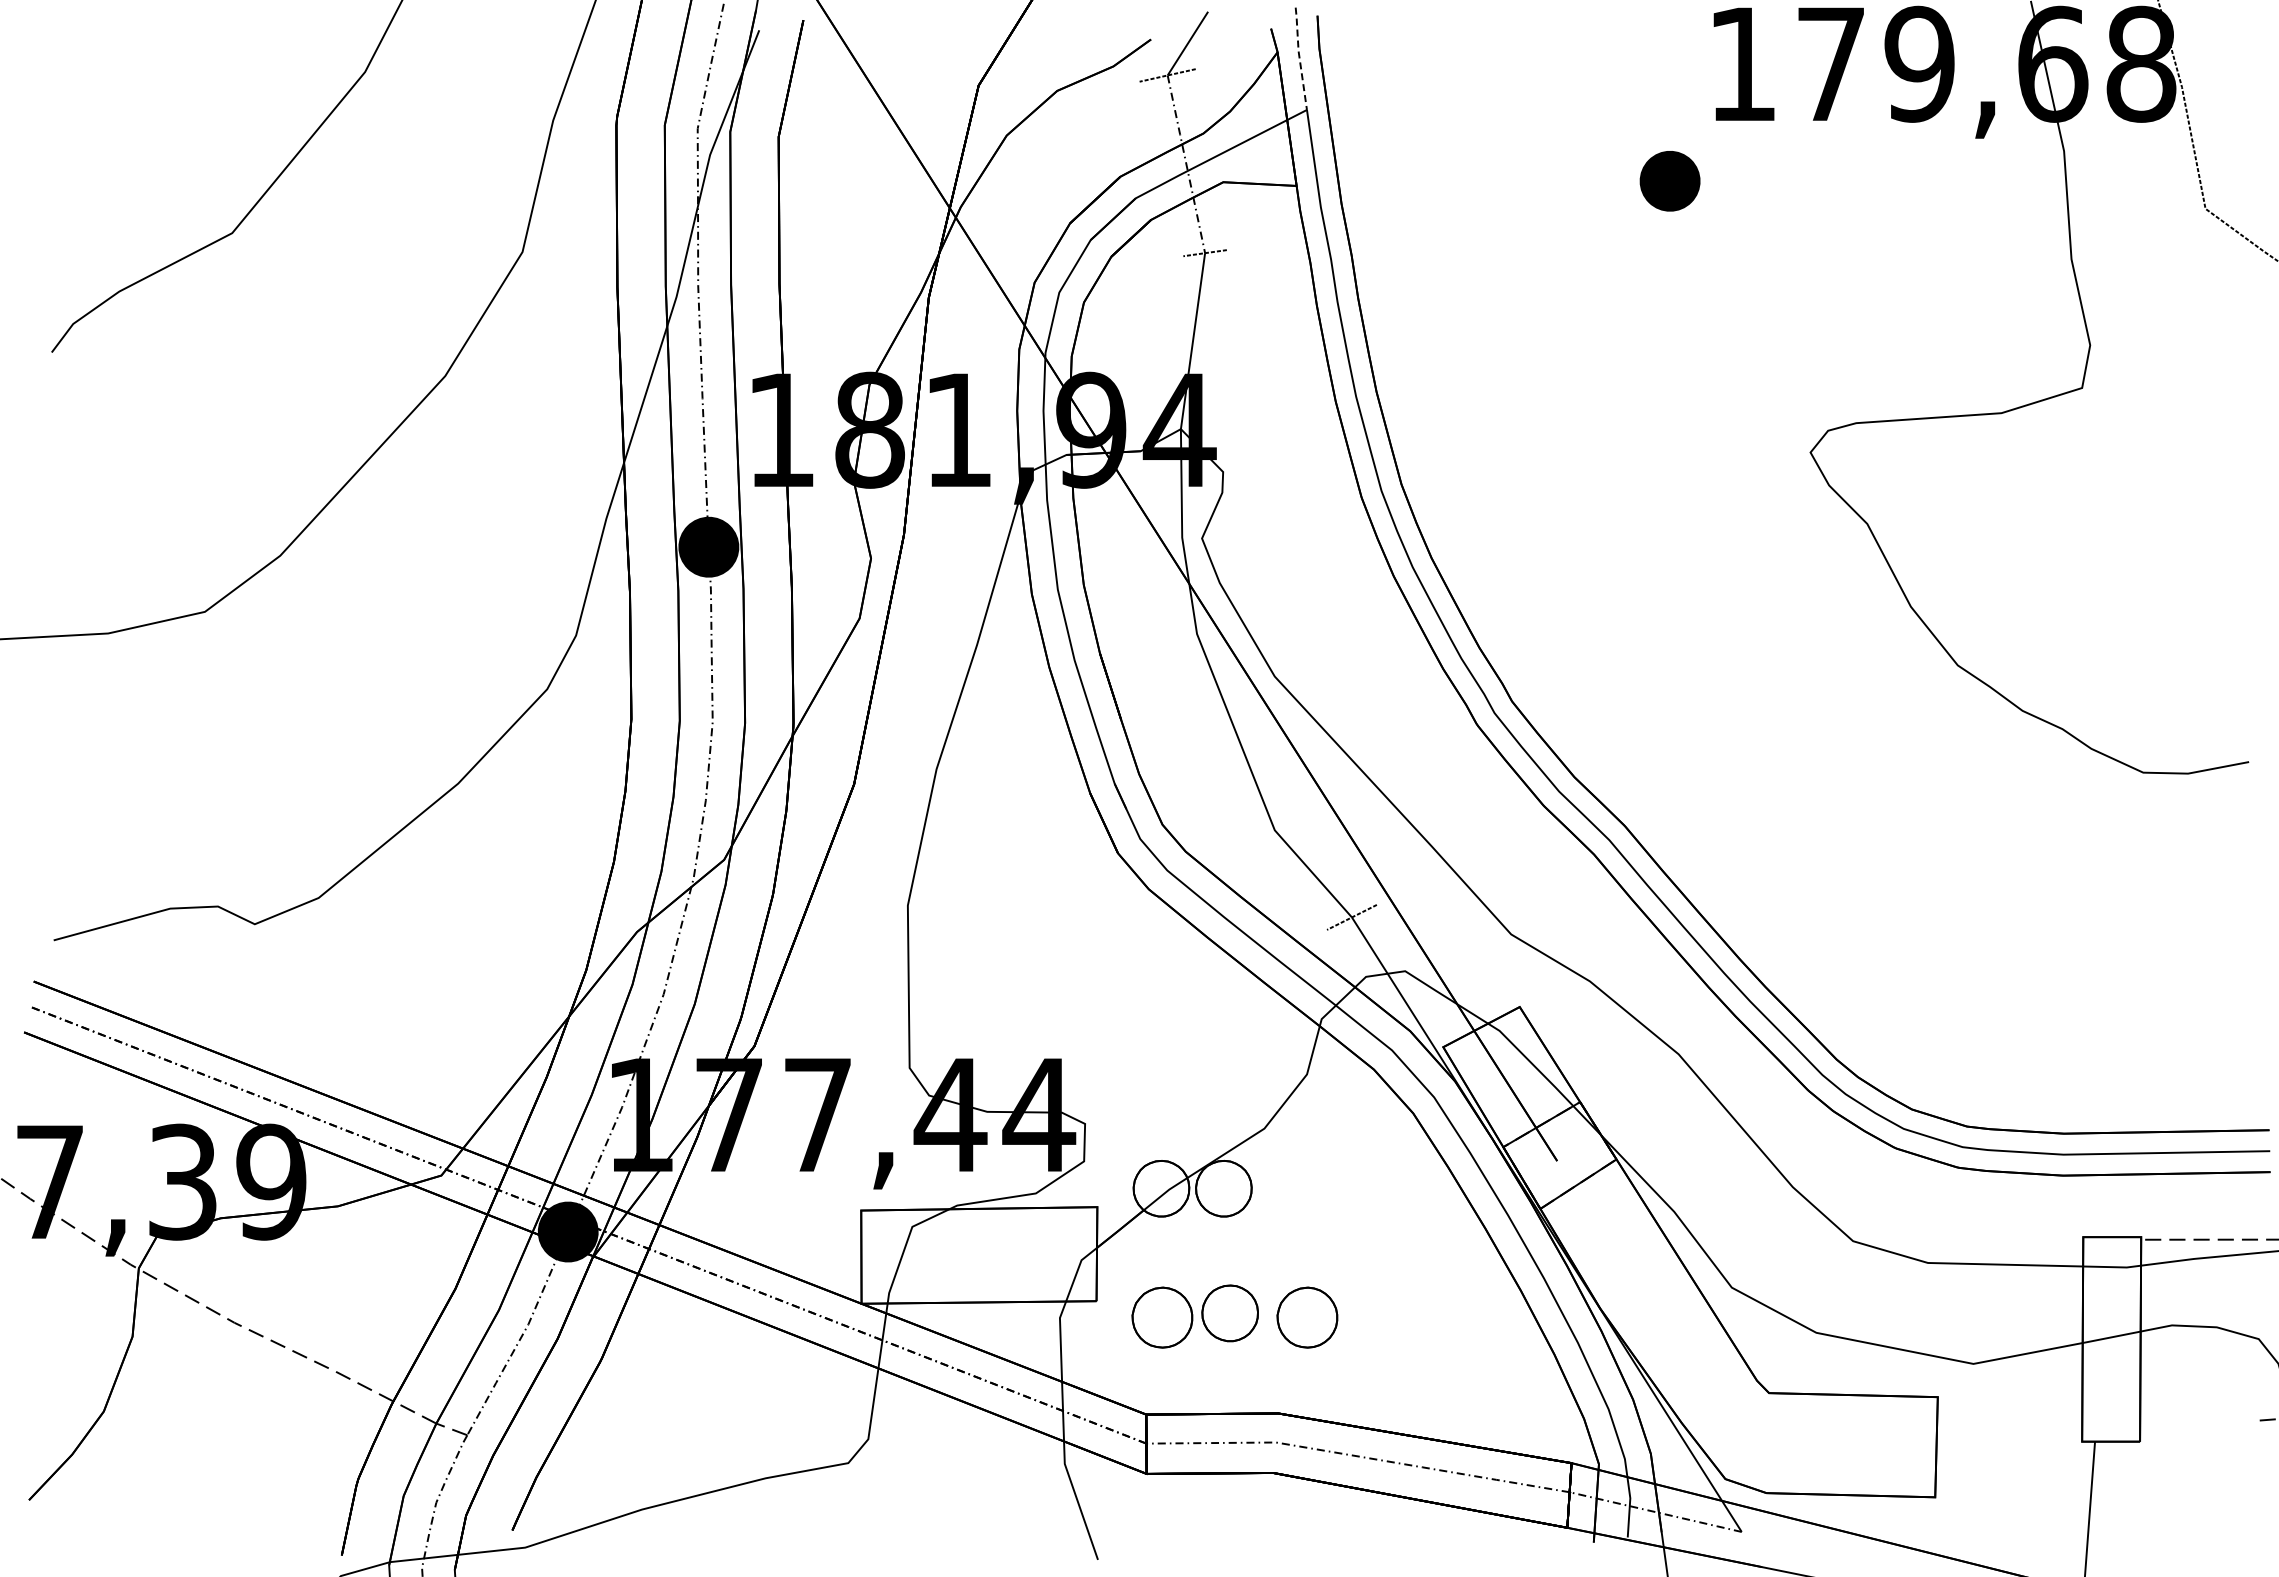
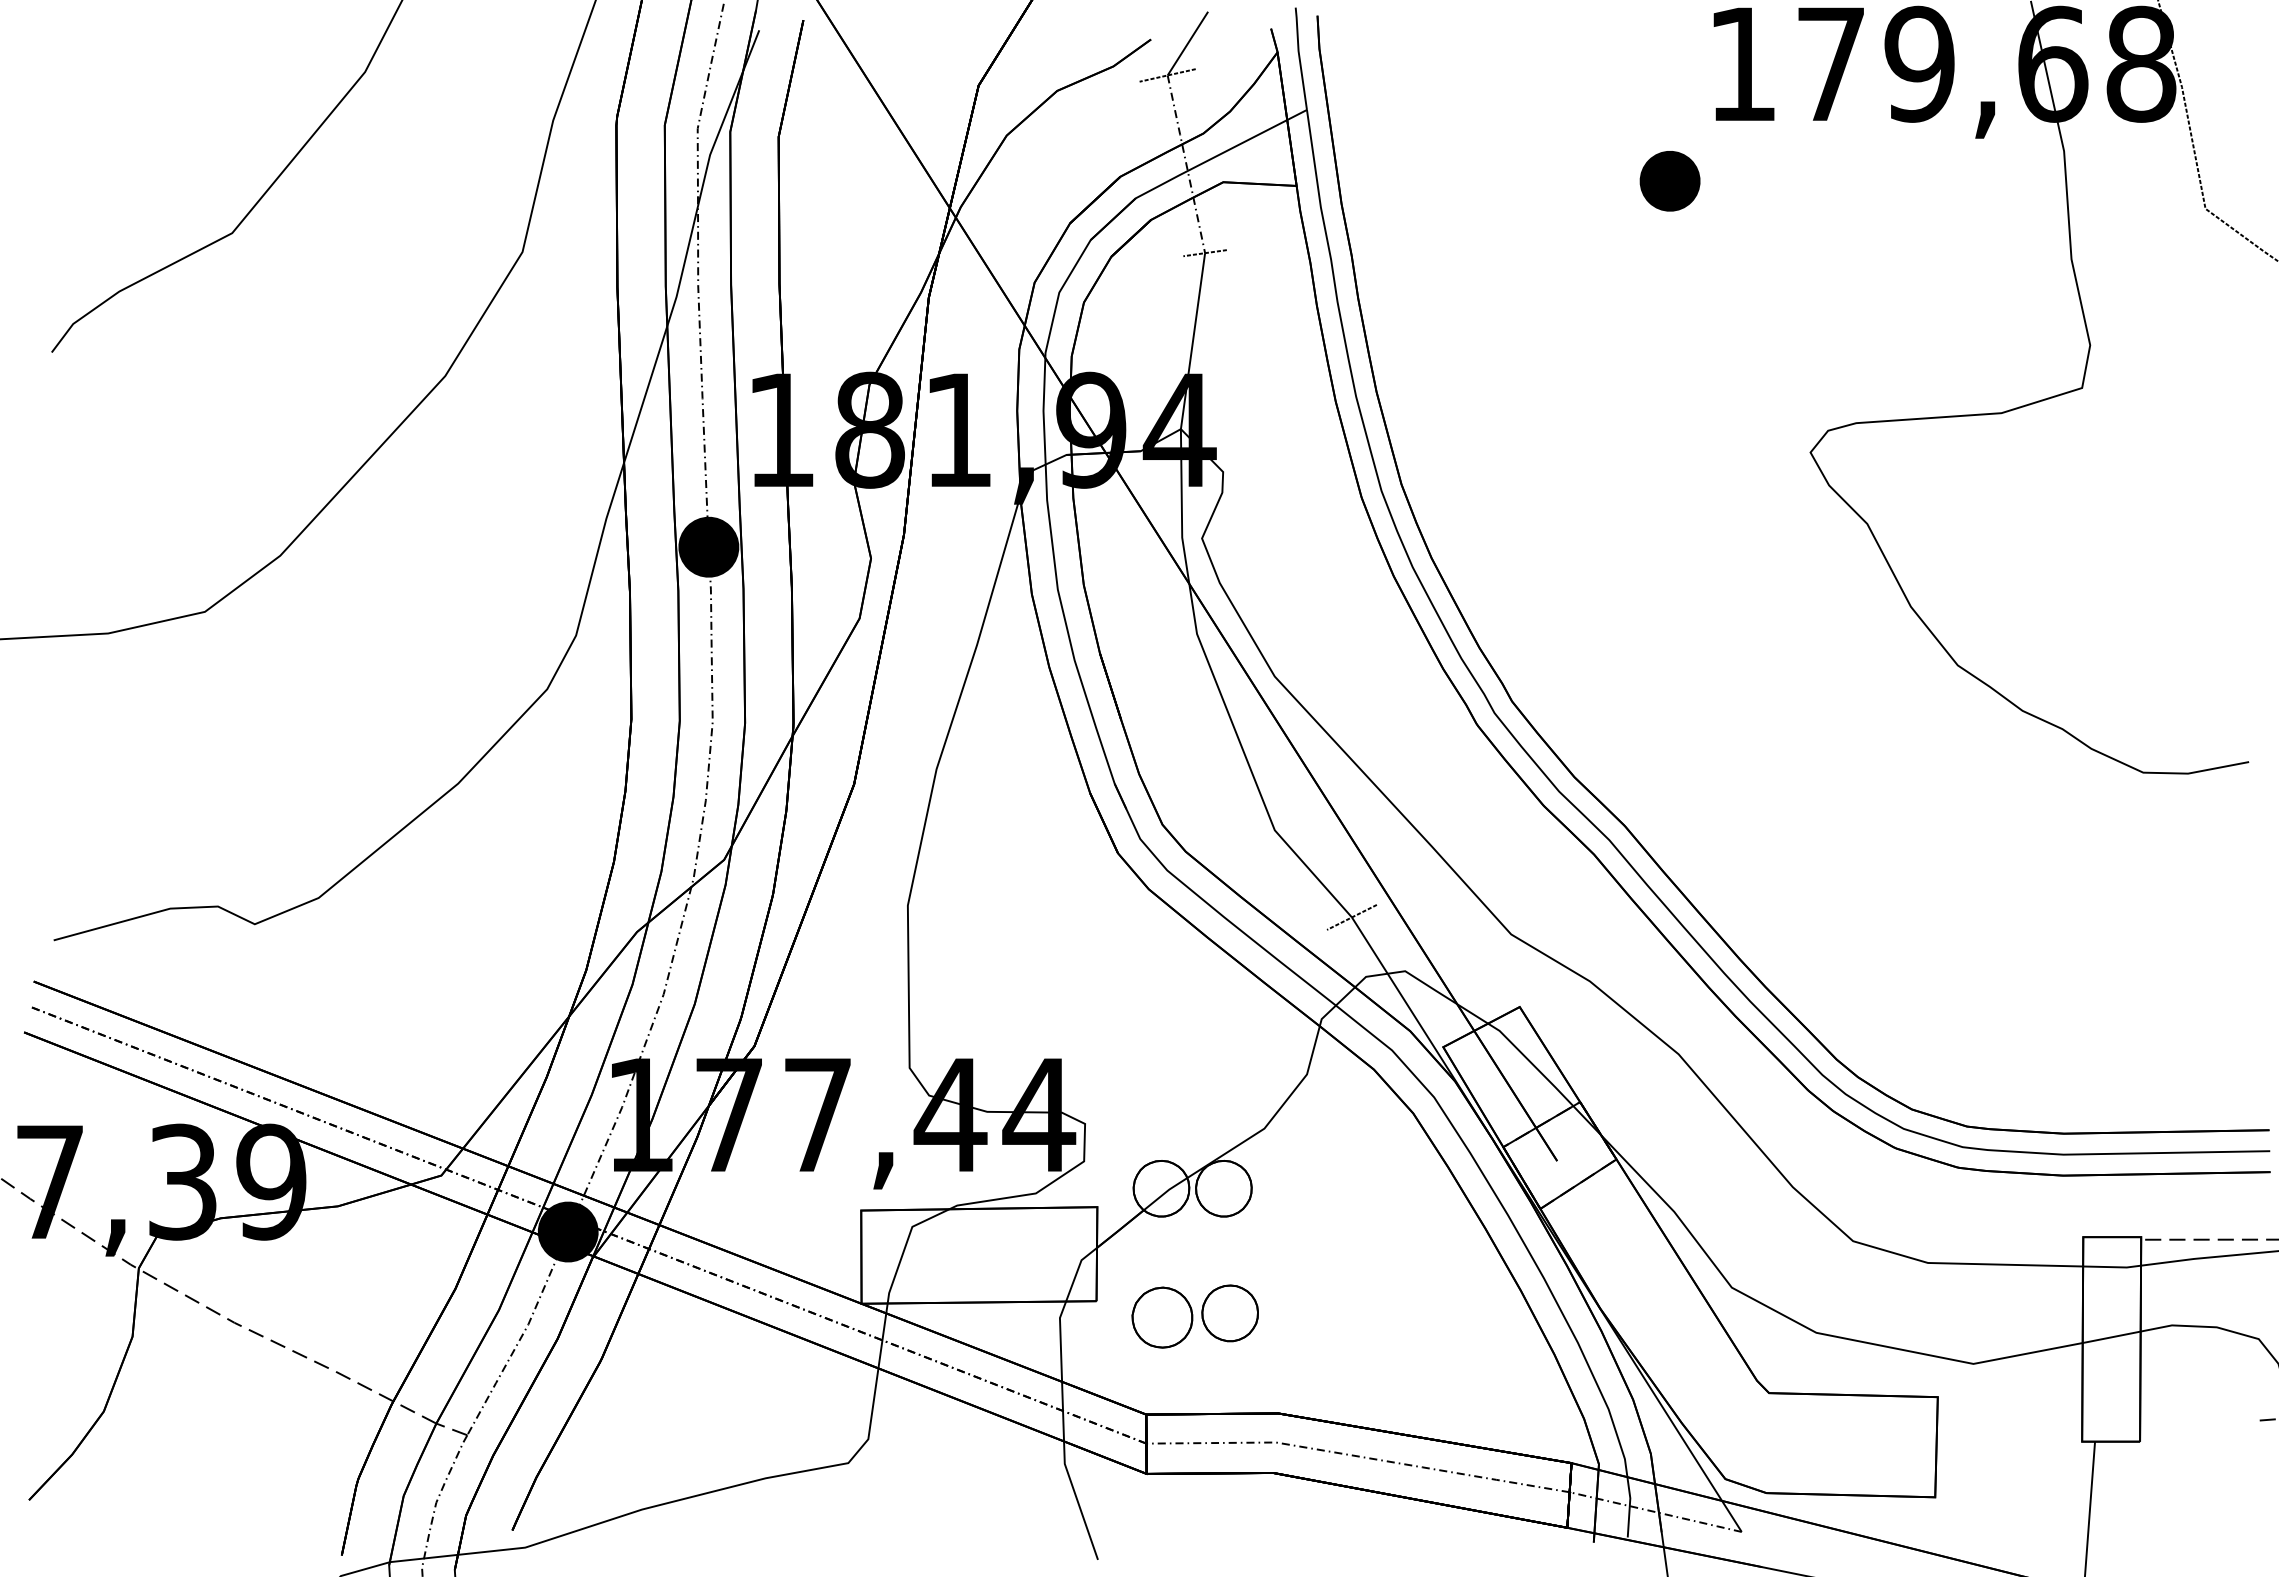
line: dashed -> solid (1299, 57)
part: present -> none (1307, 1317)
